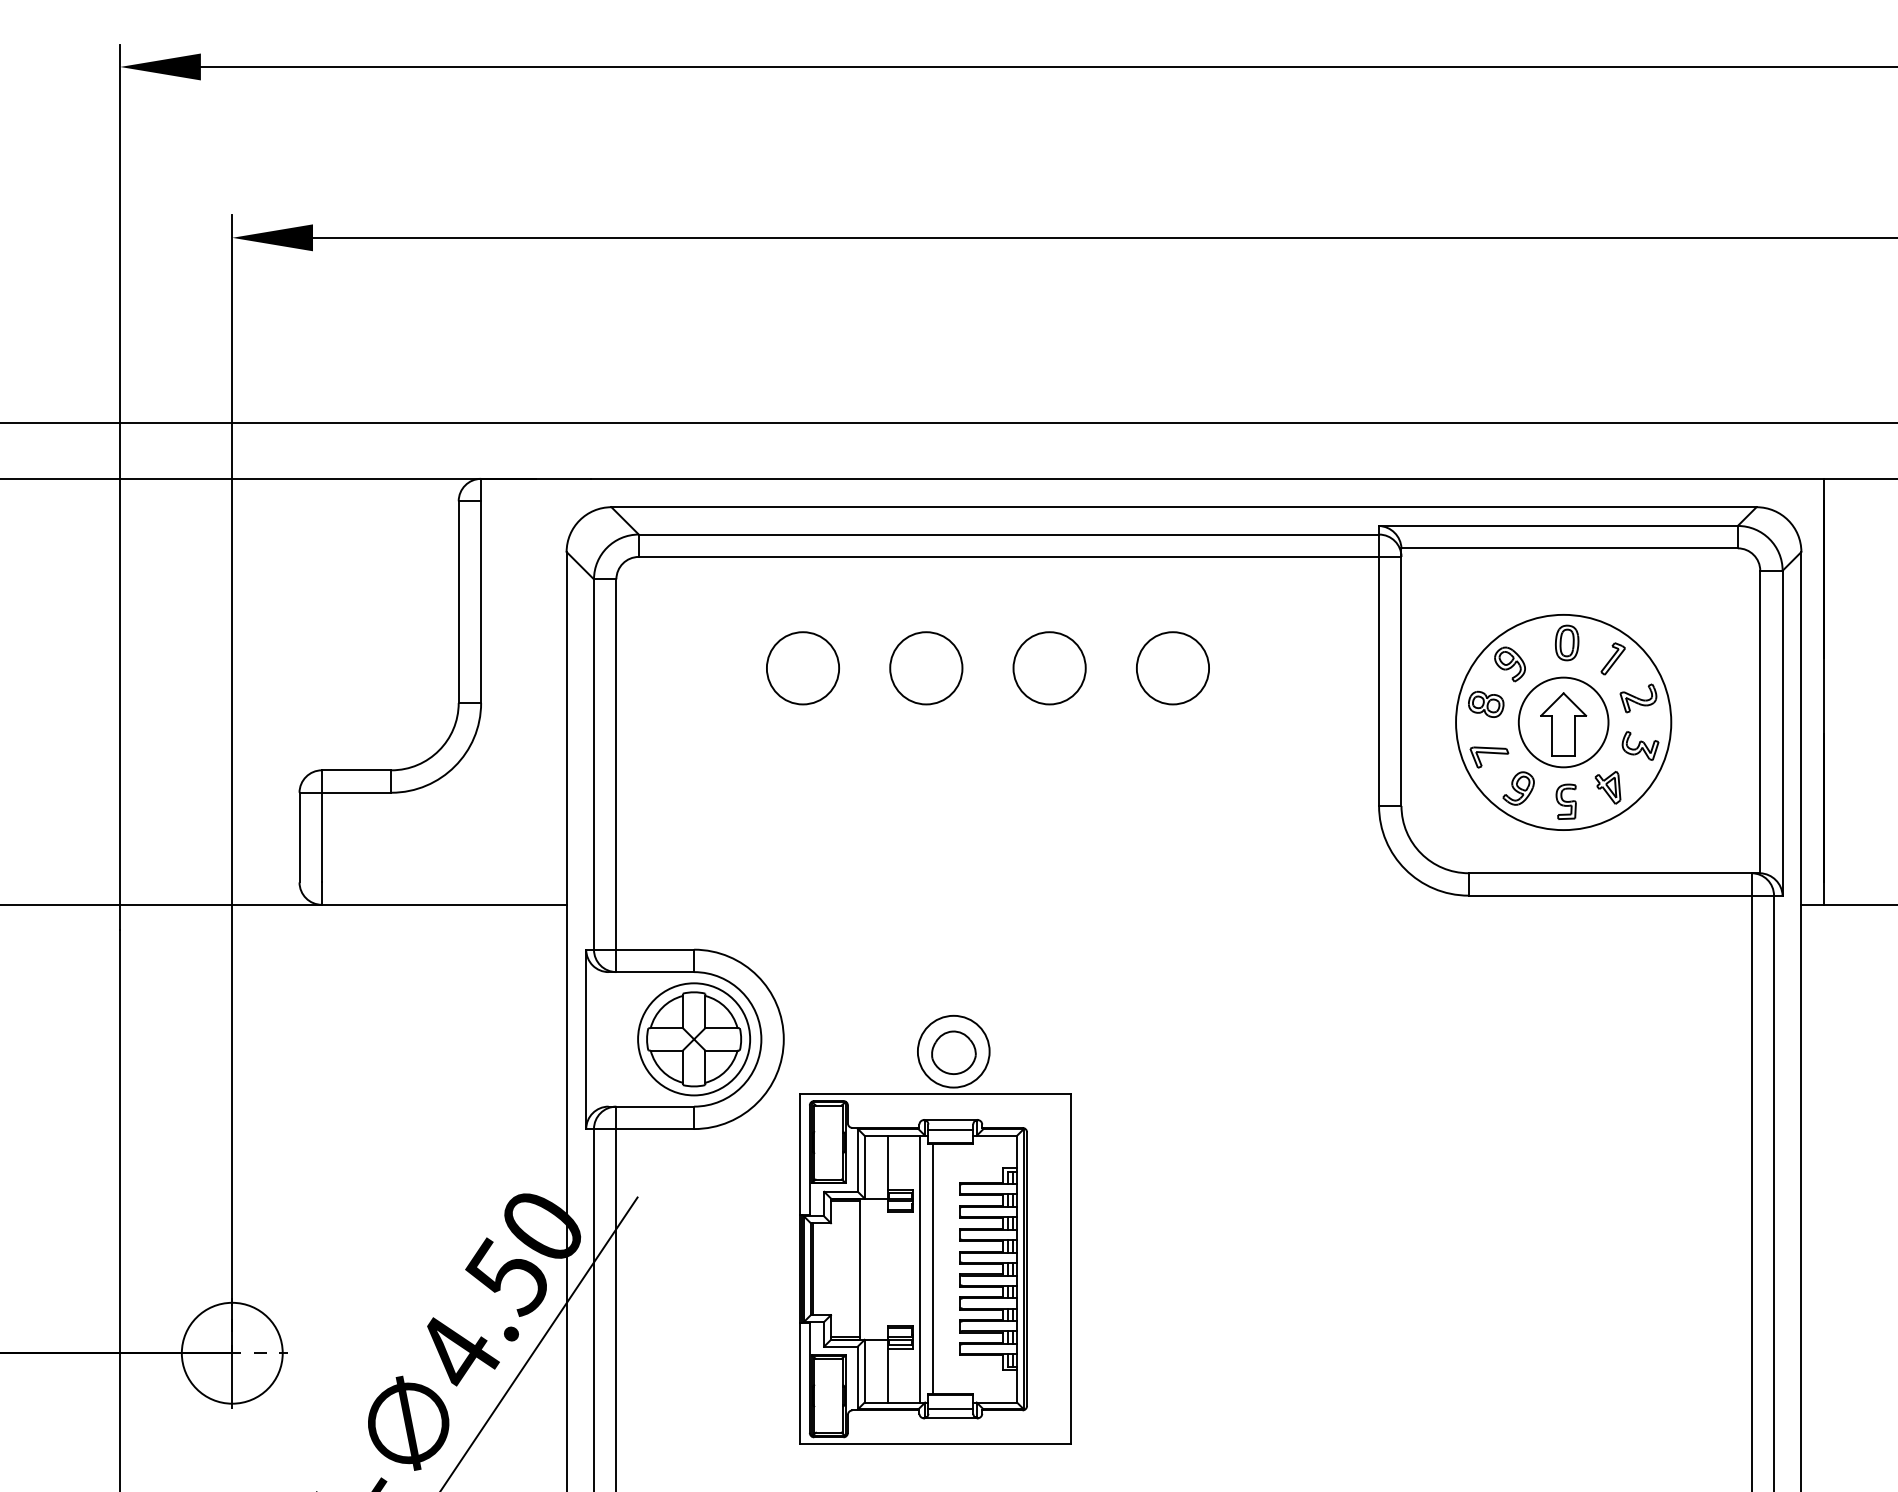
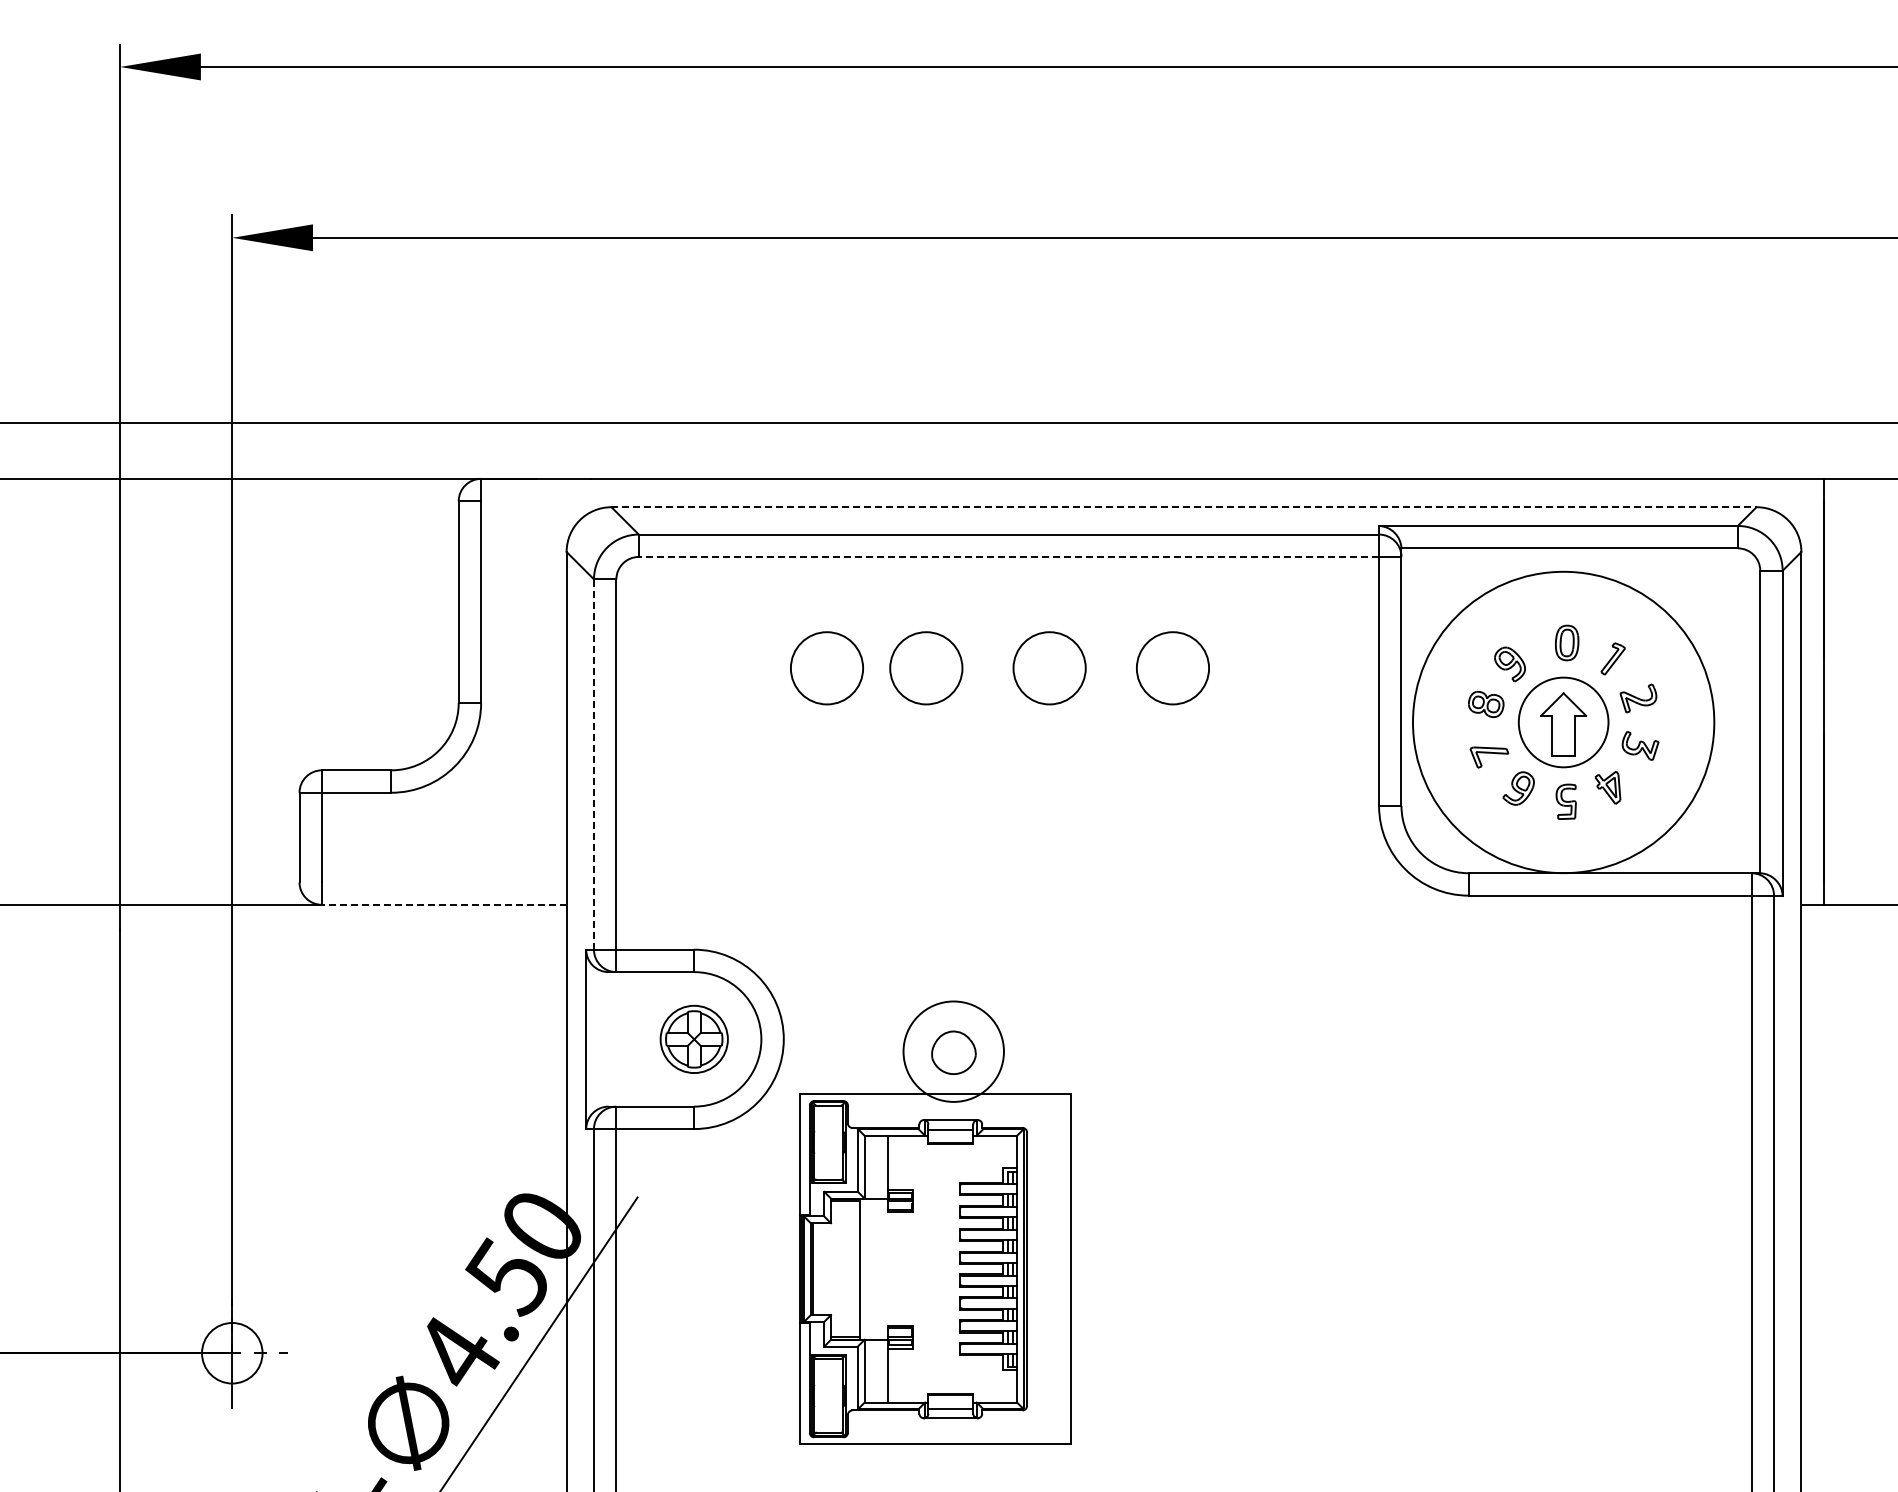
line: solid -> dashed (1184, 507)
line: solid -> dashed (1008, 556)
circle position: (802, 668) -> (826, 668) (826, 668)
circle diameter: 215 px -> 301 px (1563, 722)
line: solid -> dashed (594, 764)
line: solid -> dashed (443, 904)
part size: 115x115 px -> 70x70 px (693, 1038)
circle diameter: 72 px -> 100 px (953, 1051)
line: present -> none (919, 1268)
line: present -> none (933, 1269)
circle diameter: 101 px -> 61 px (232, 1353)
